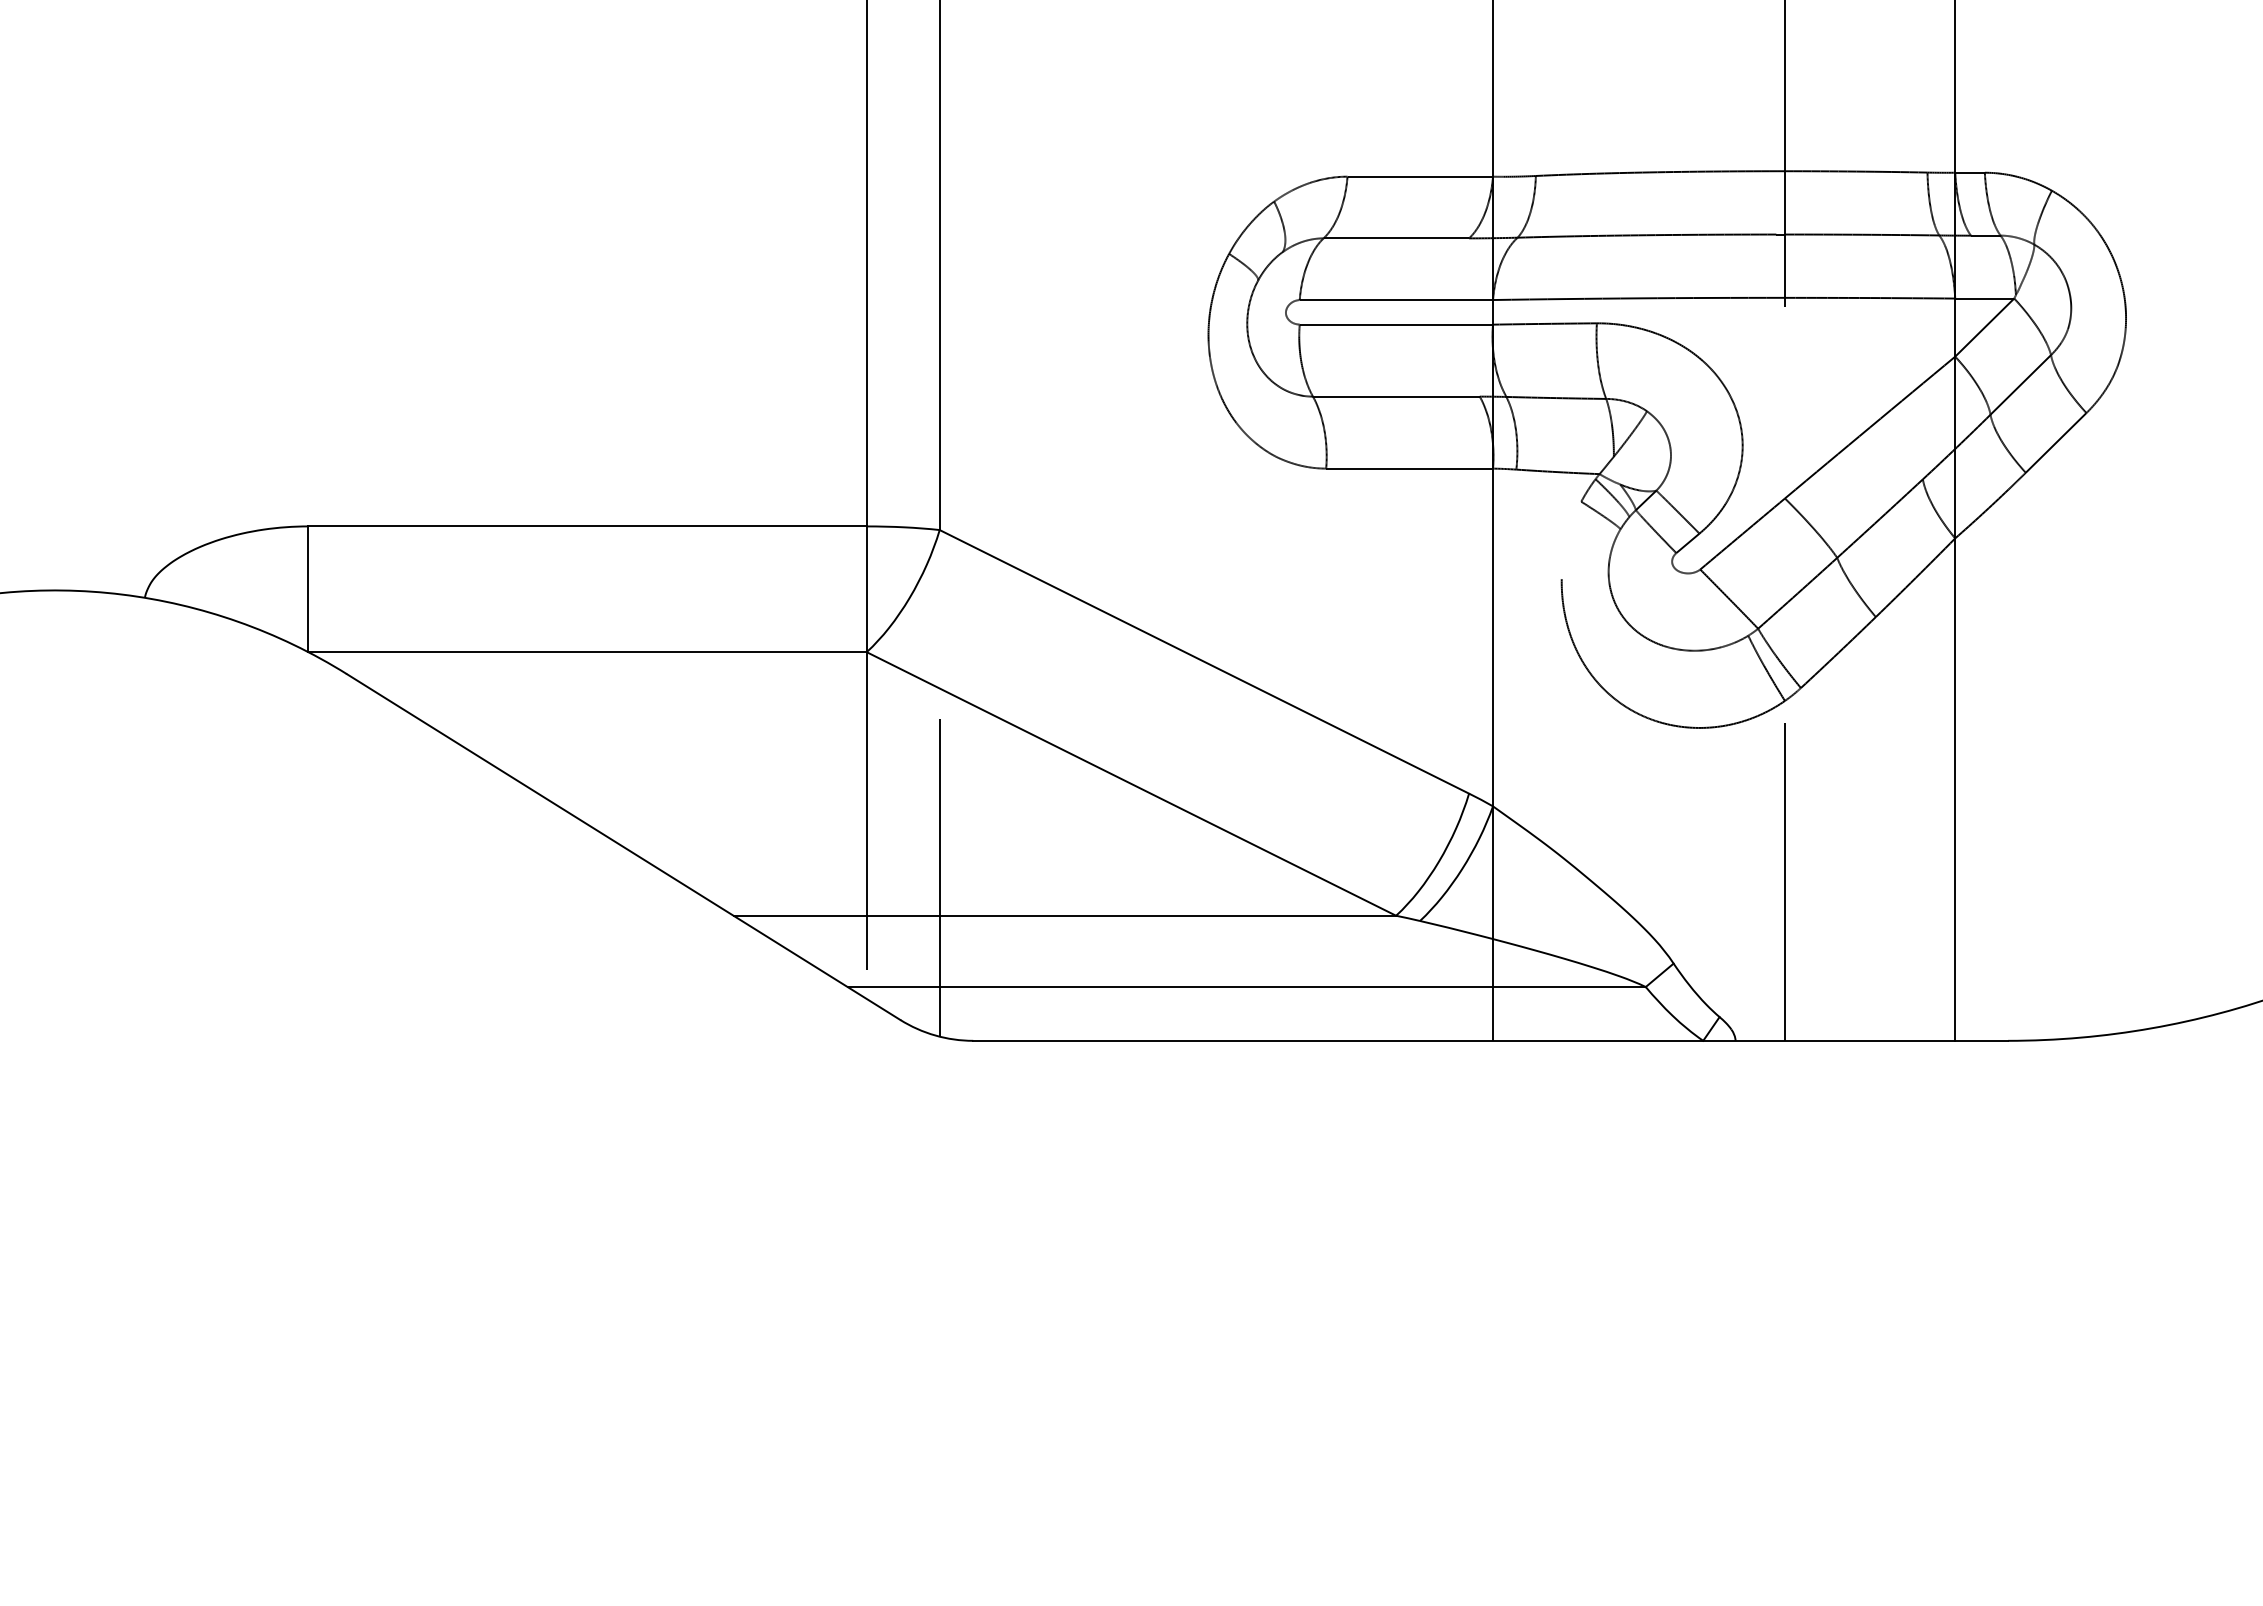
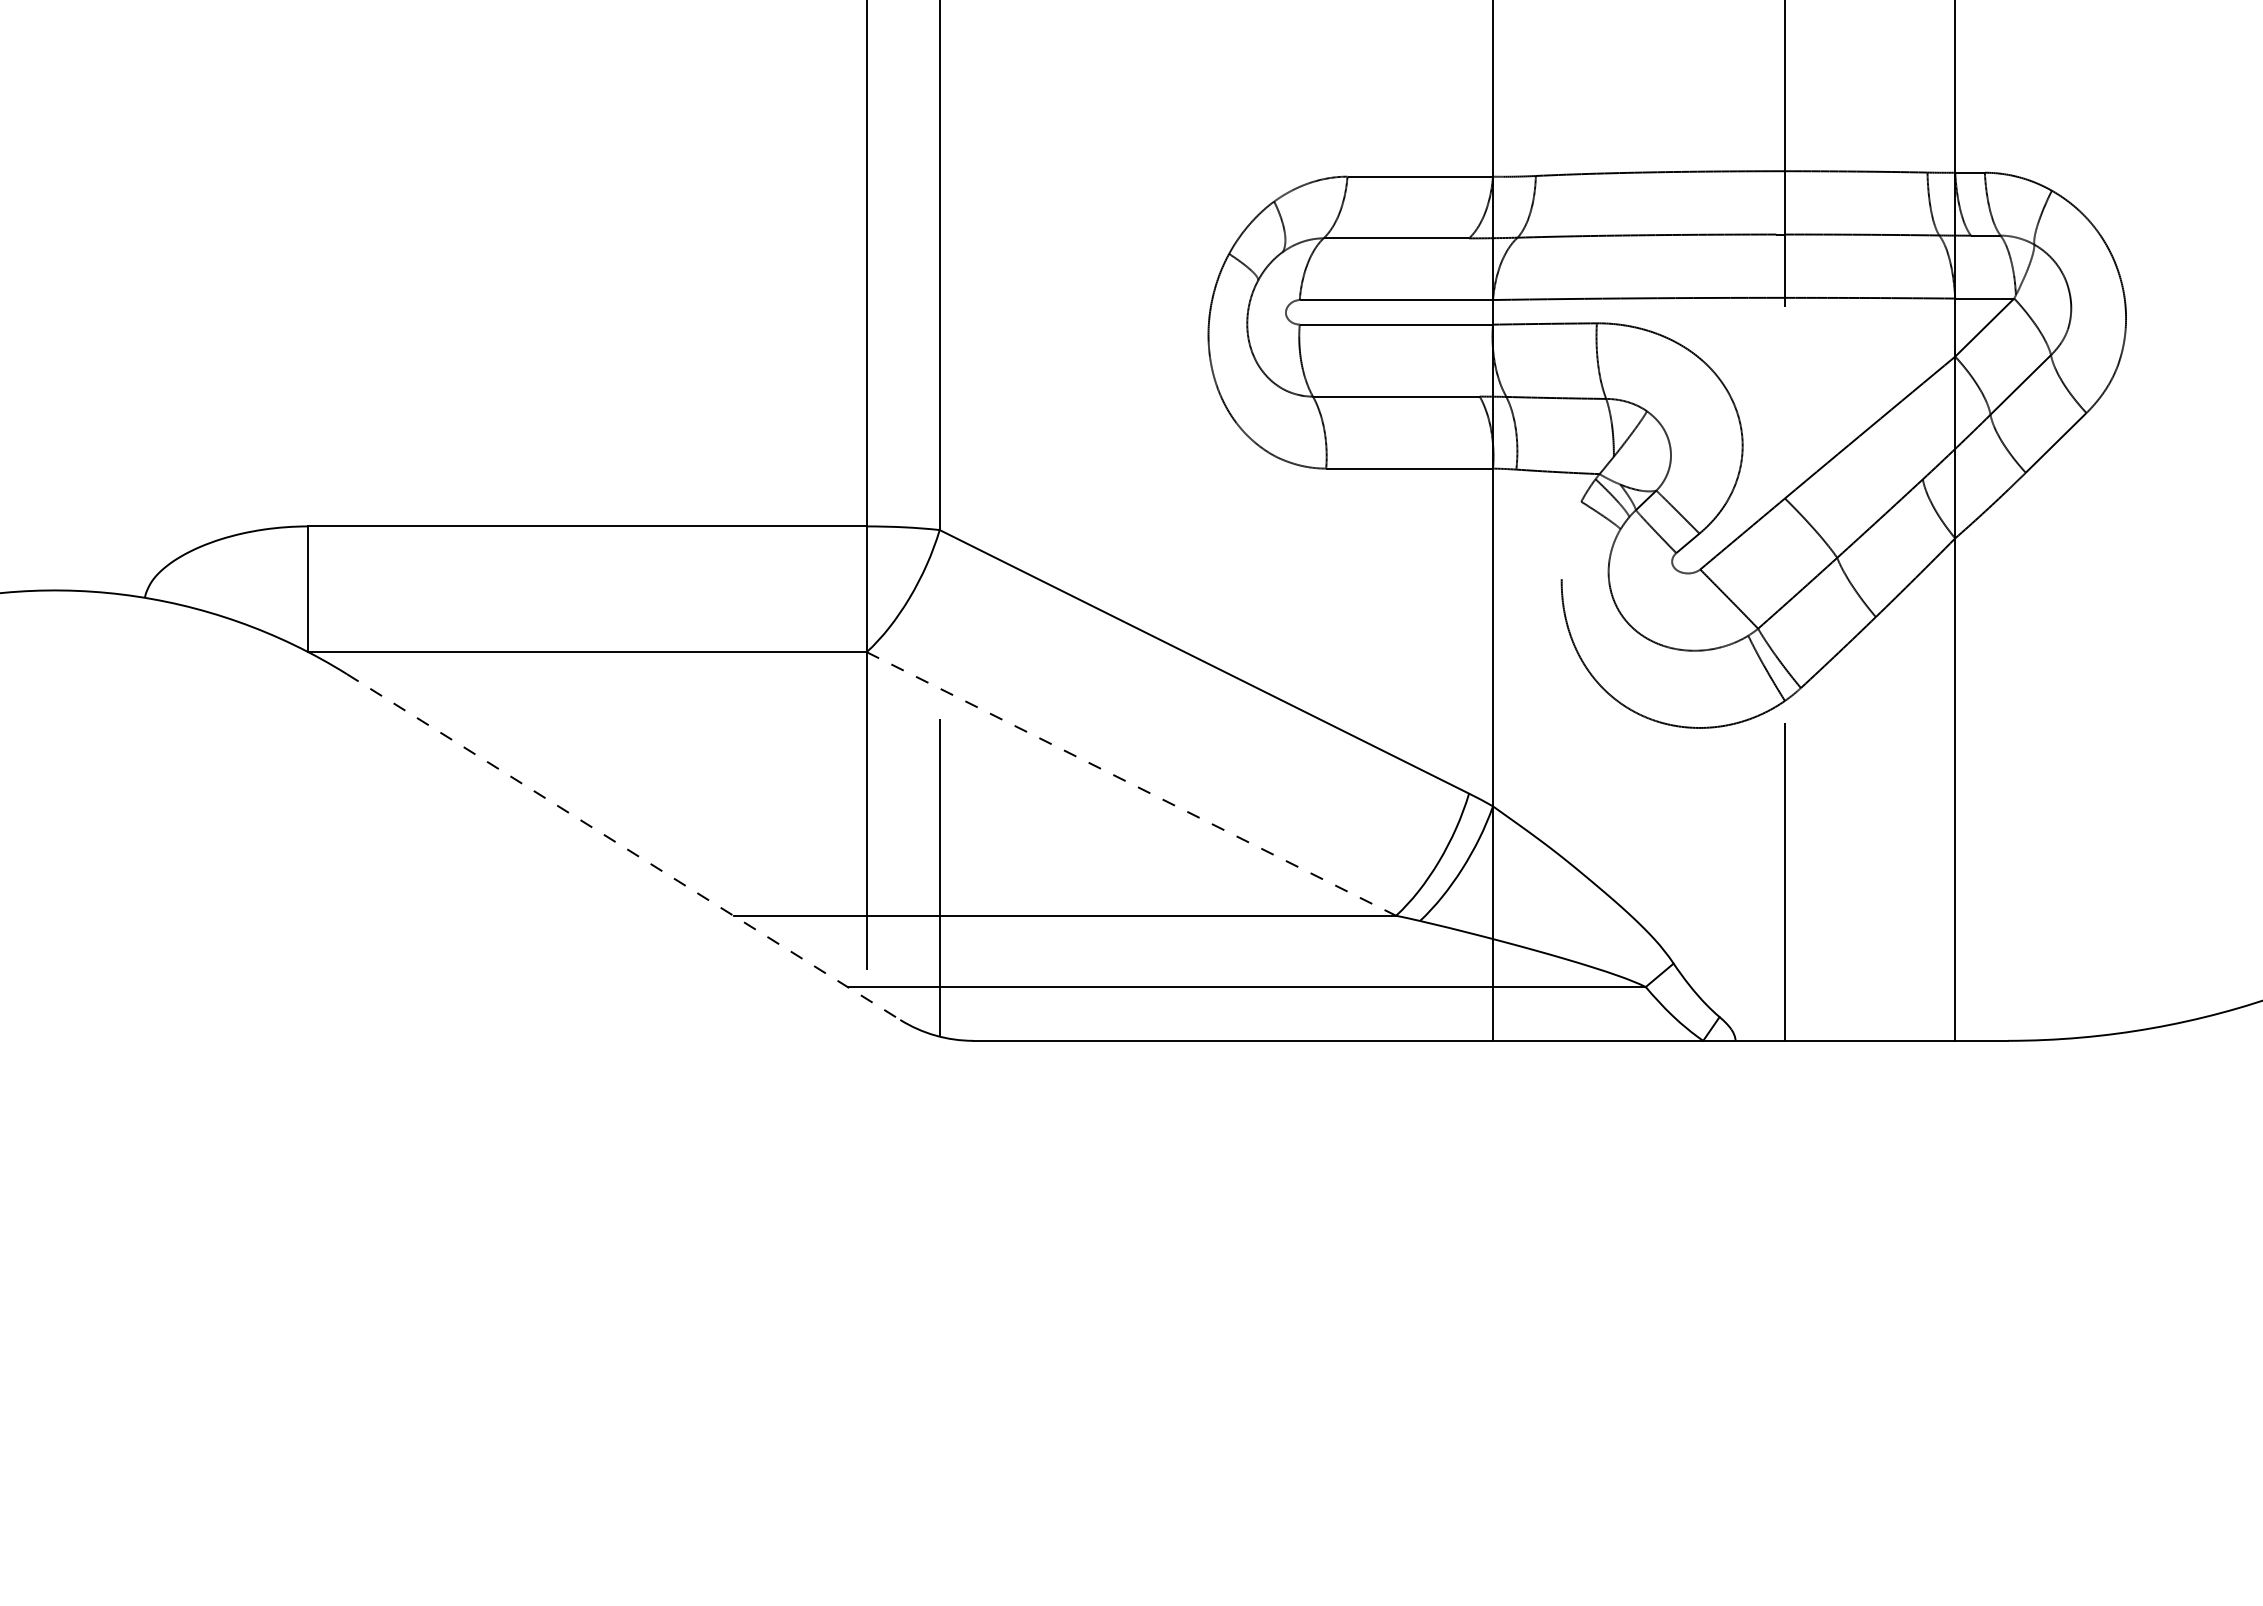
line: solid -> dashed (1131, 783)
line: solid -> dashed (624, 847)
